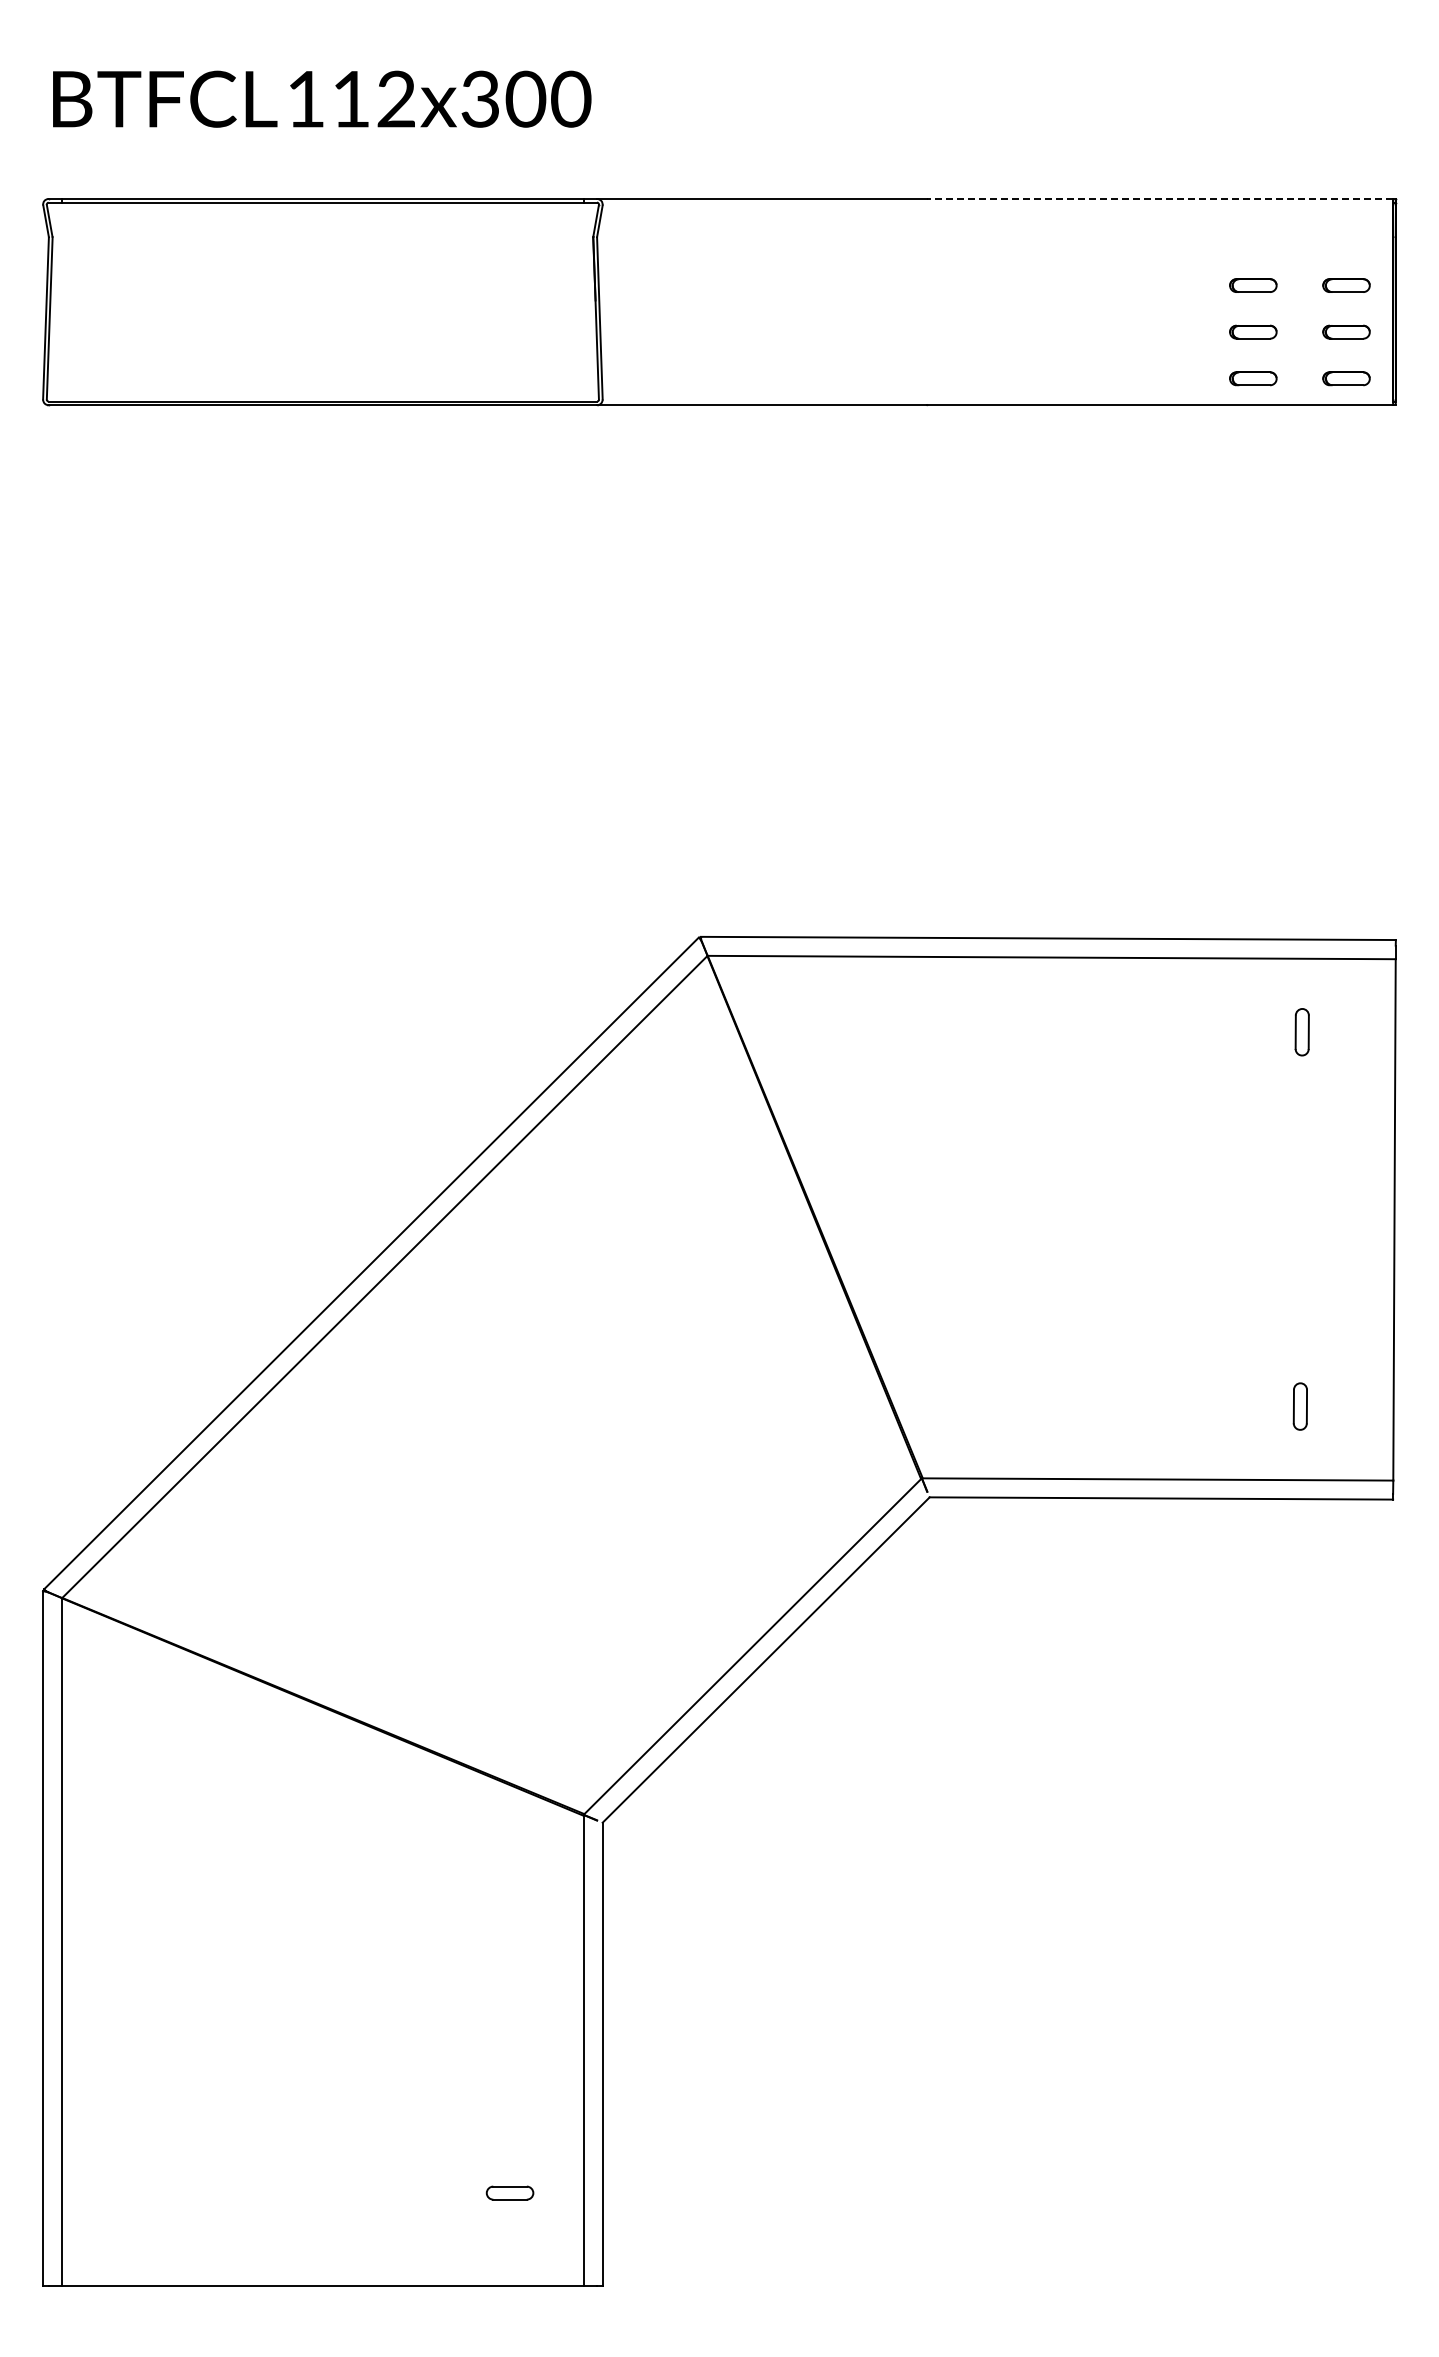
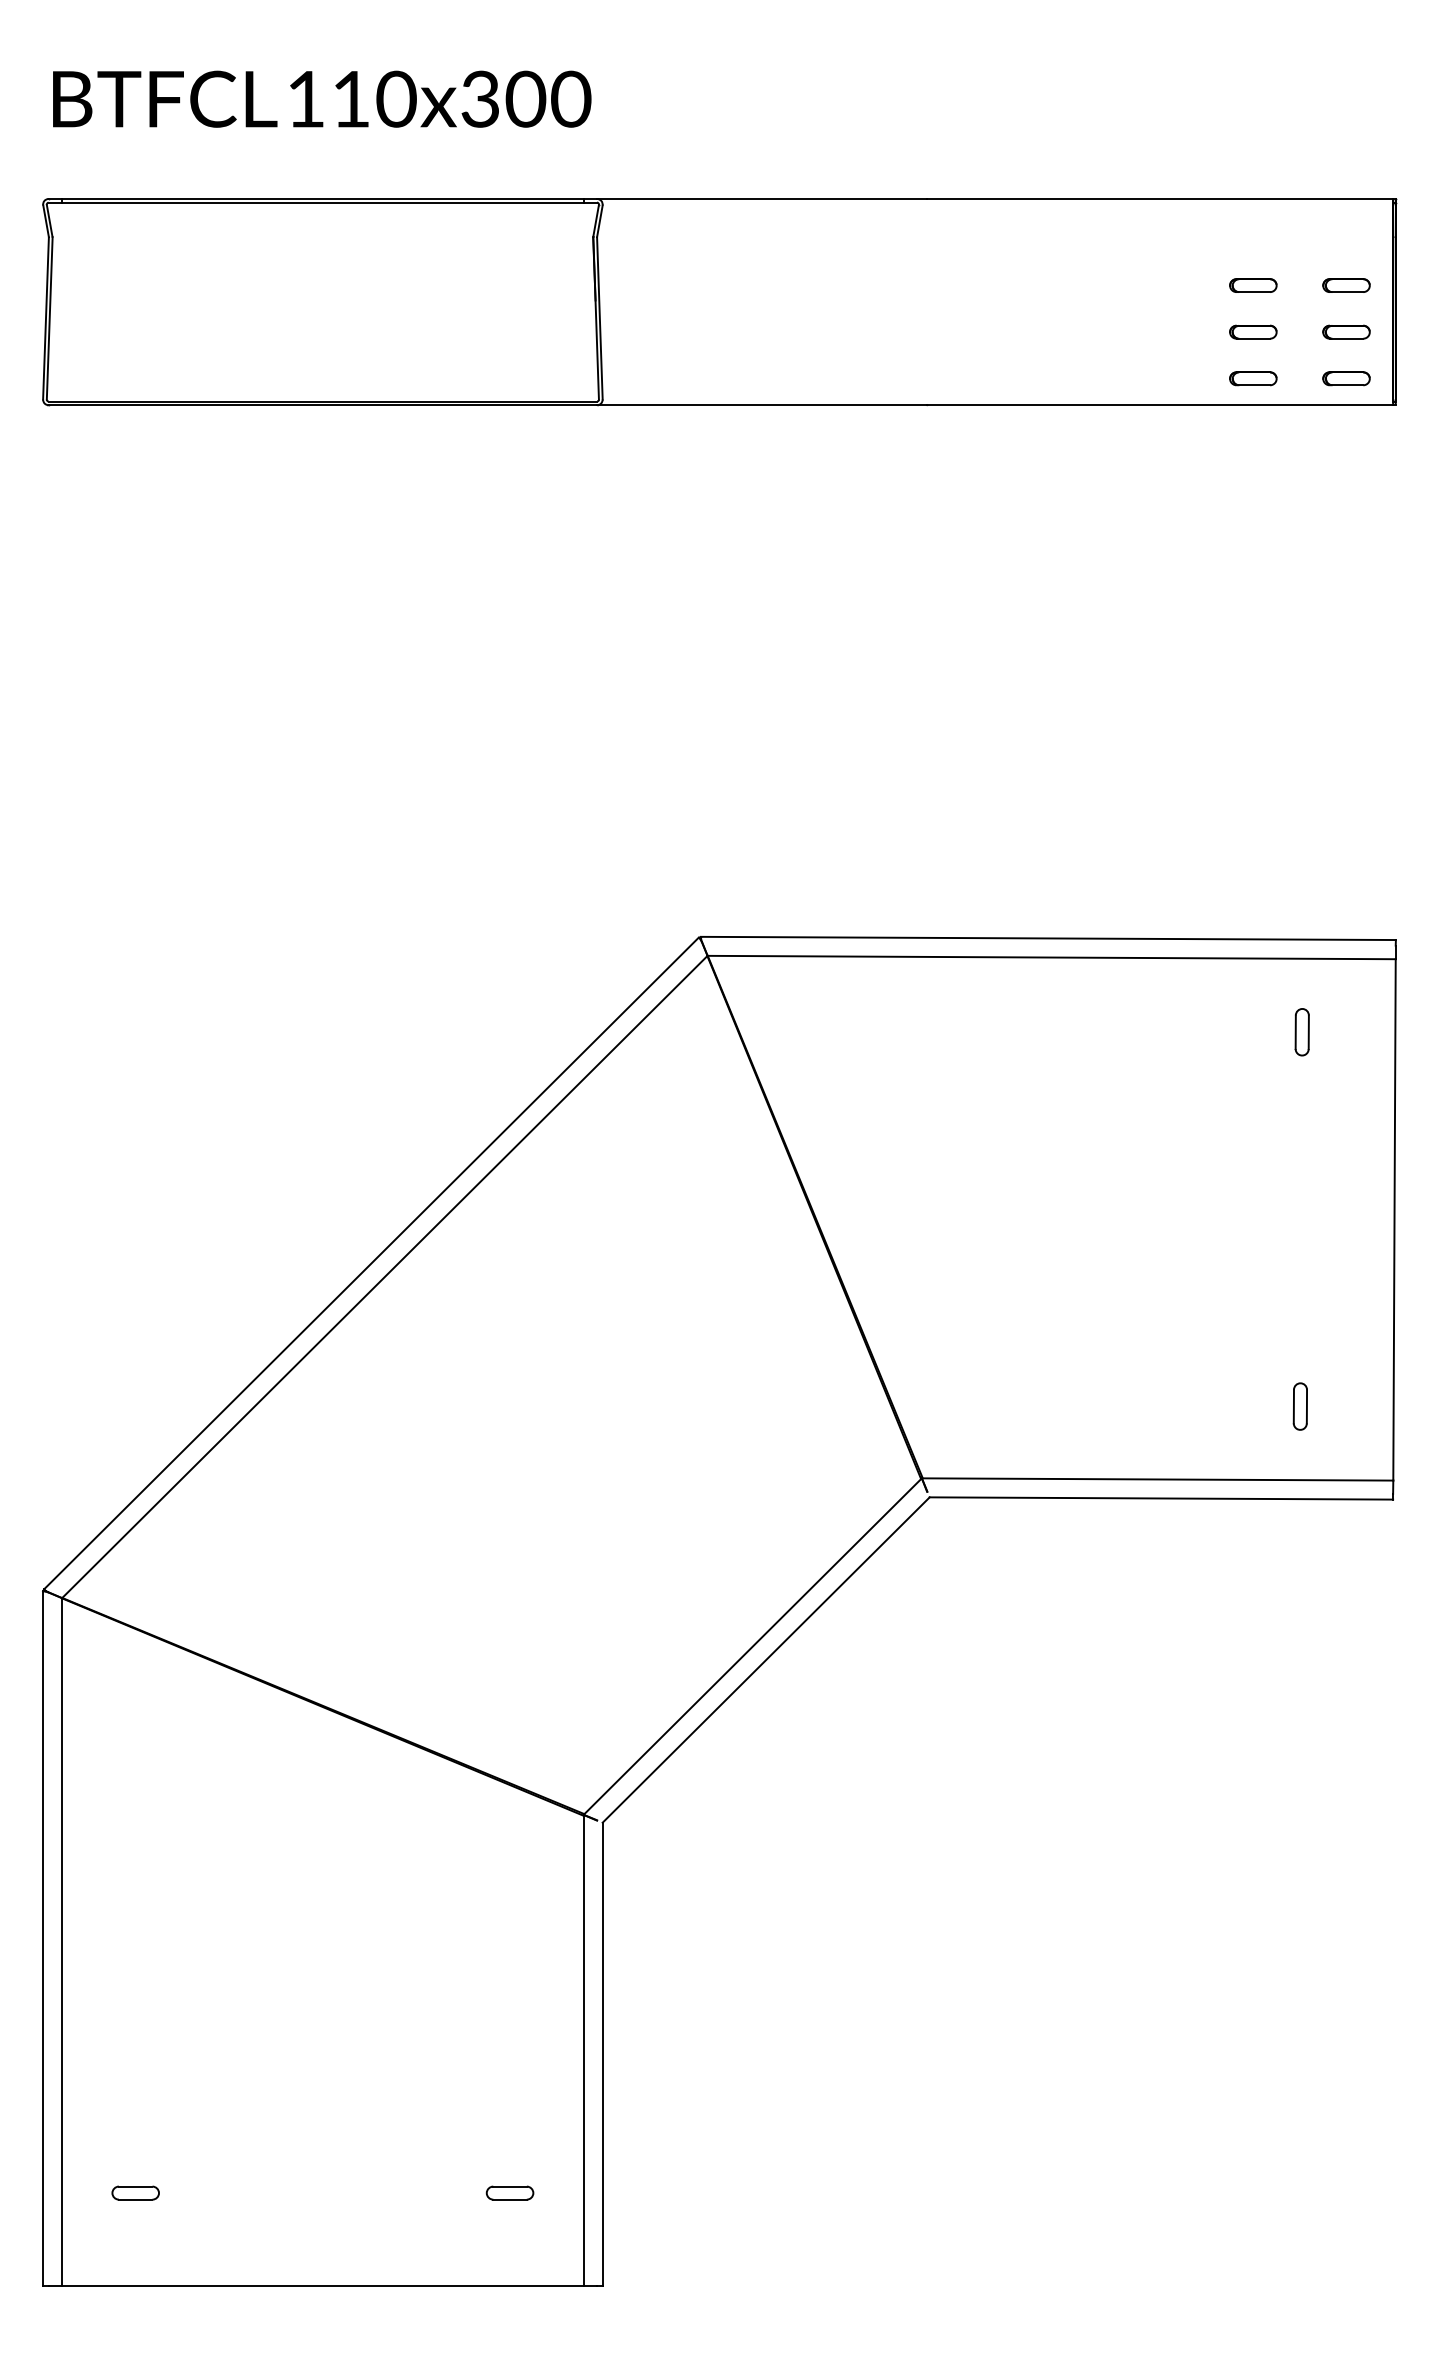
text: 112x300 -> 110x300 (396, 99)
line: dashed -> solid (1160, 198)
part: none -> present (135, 2192)
